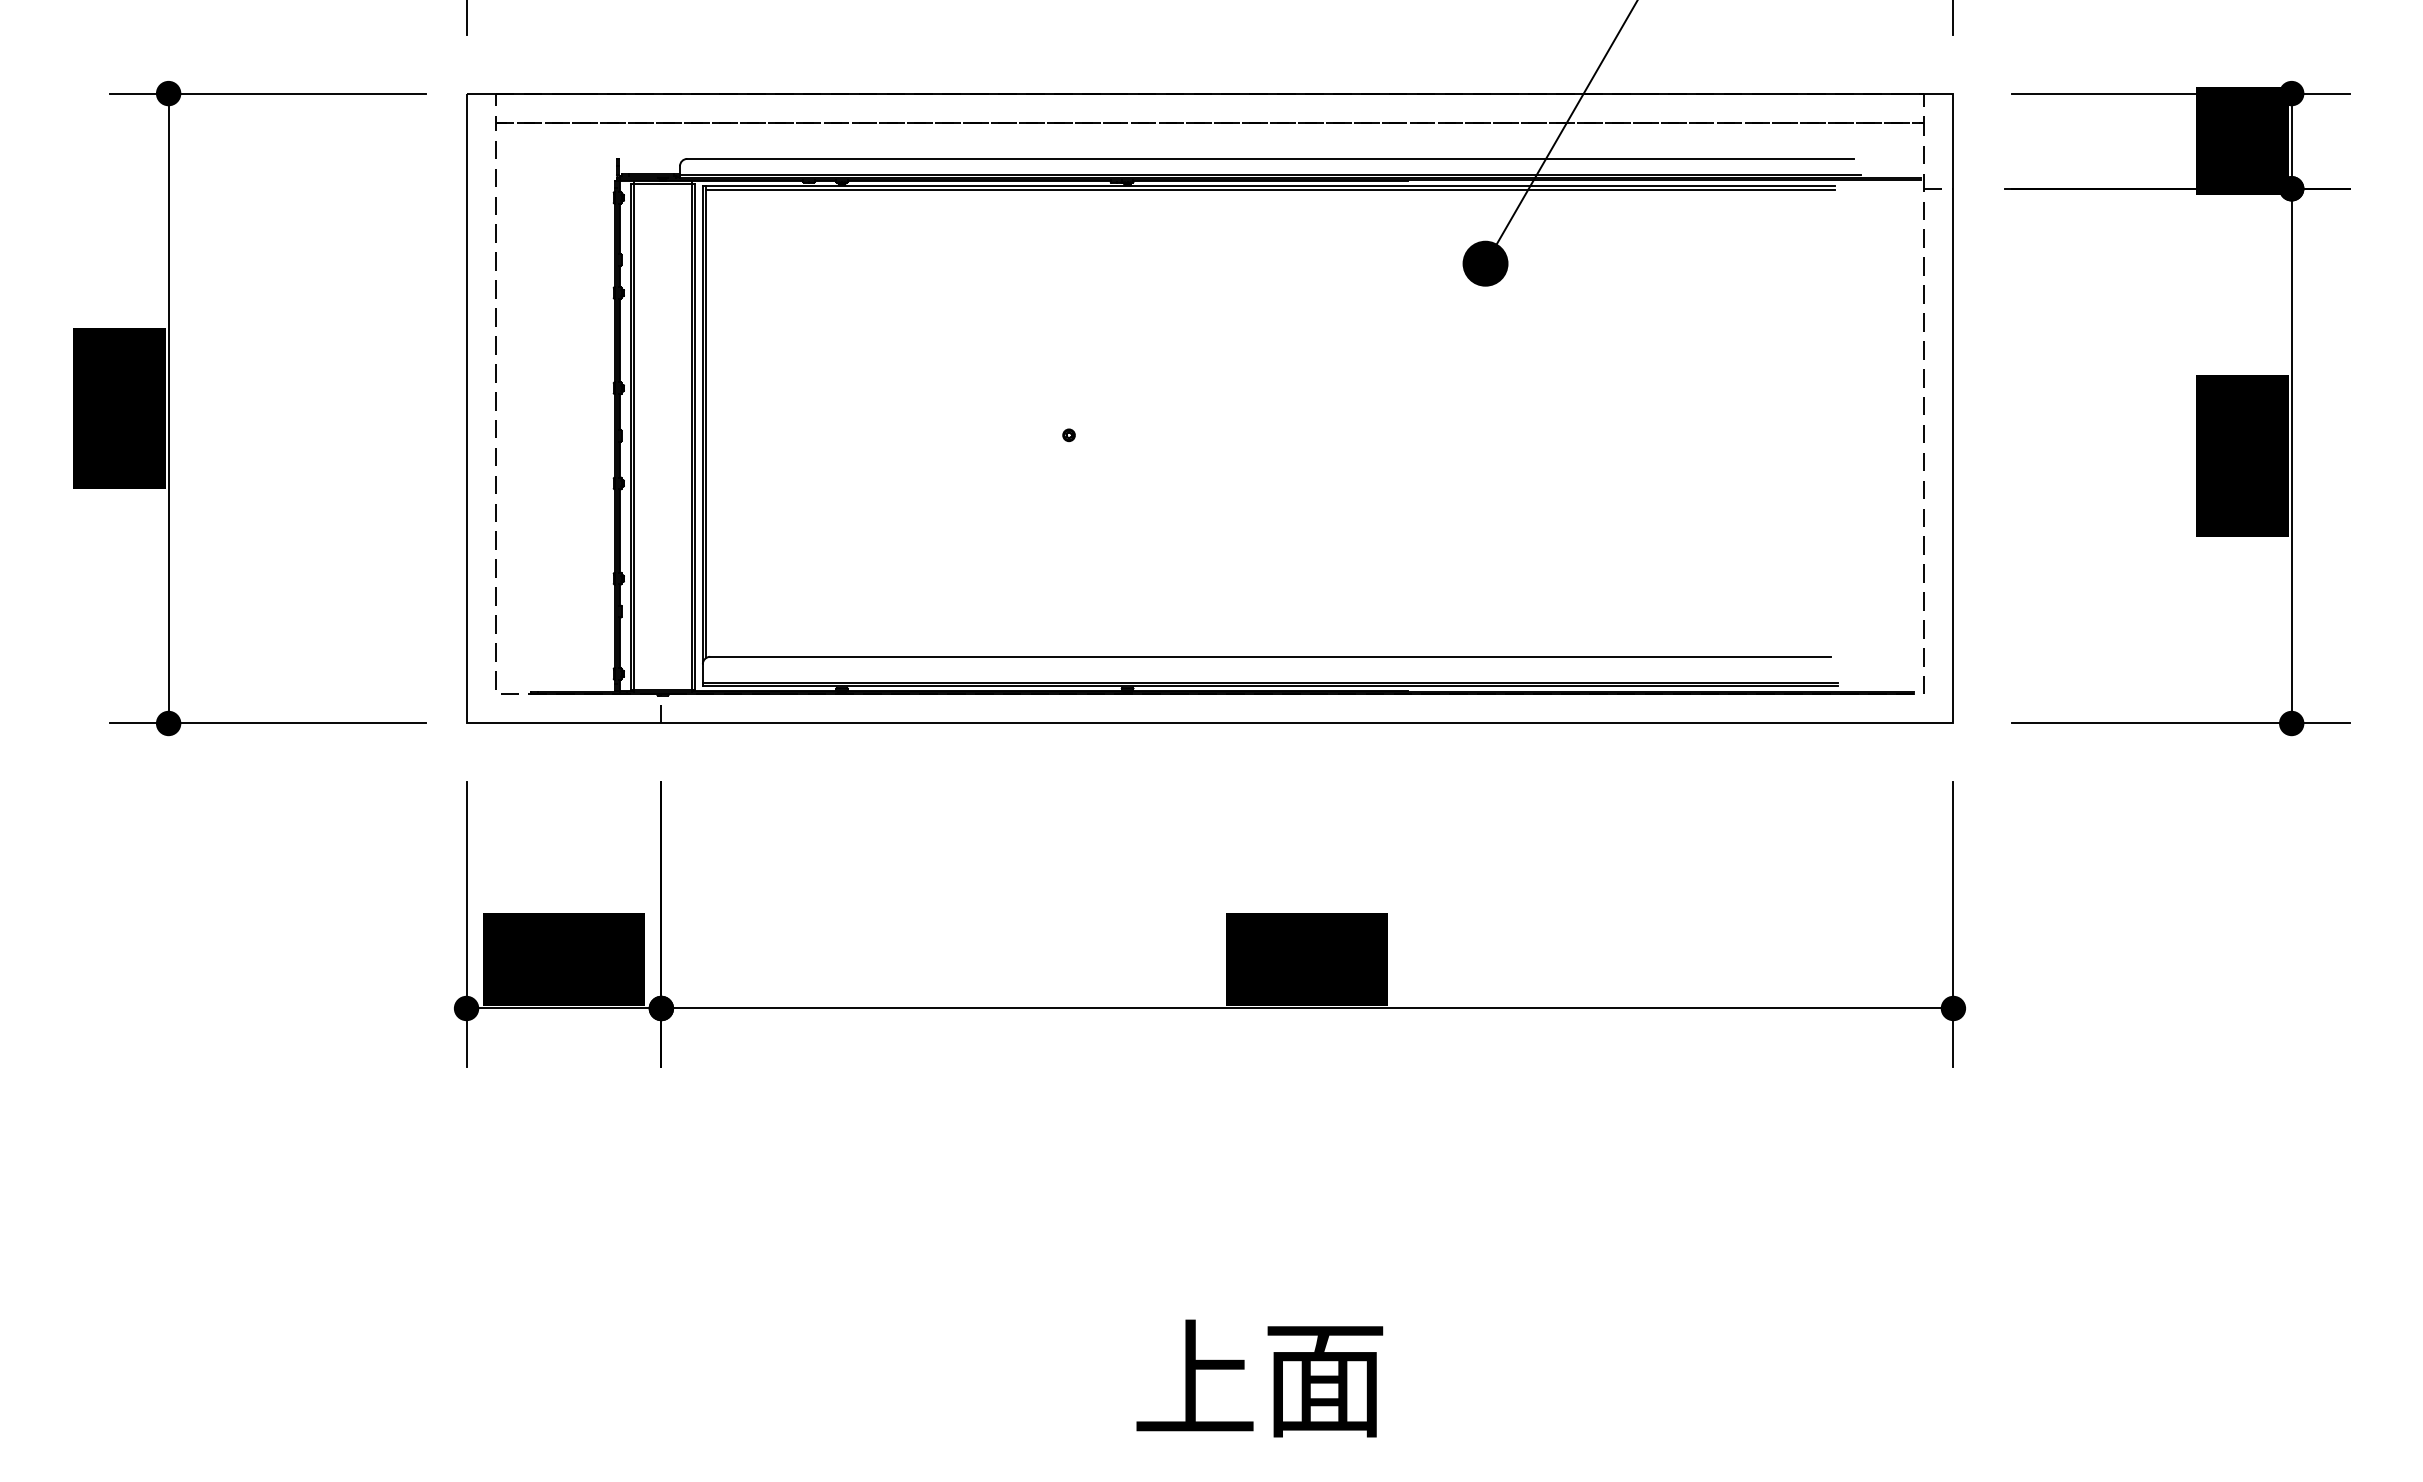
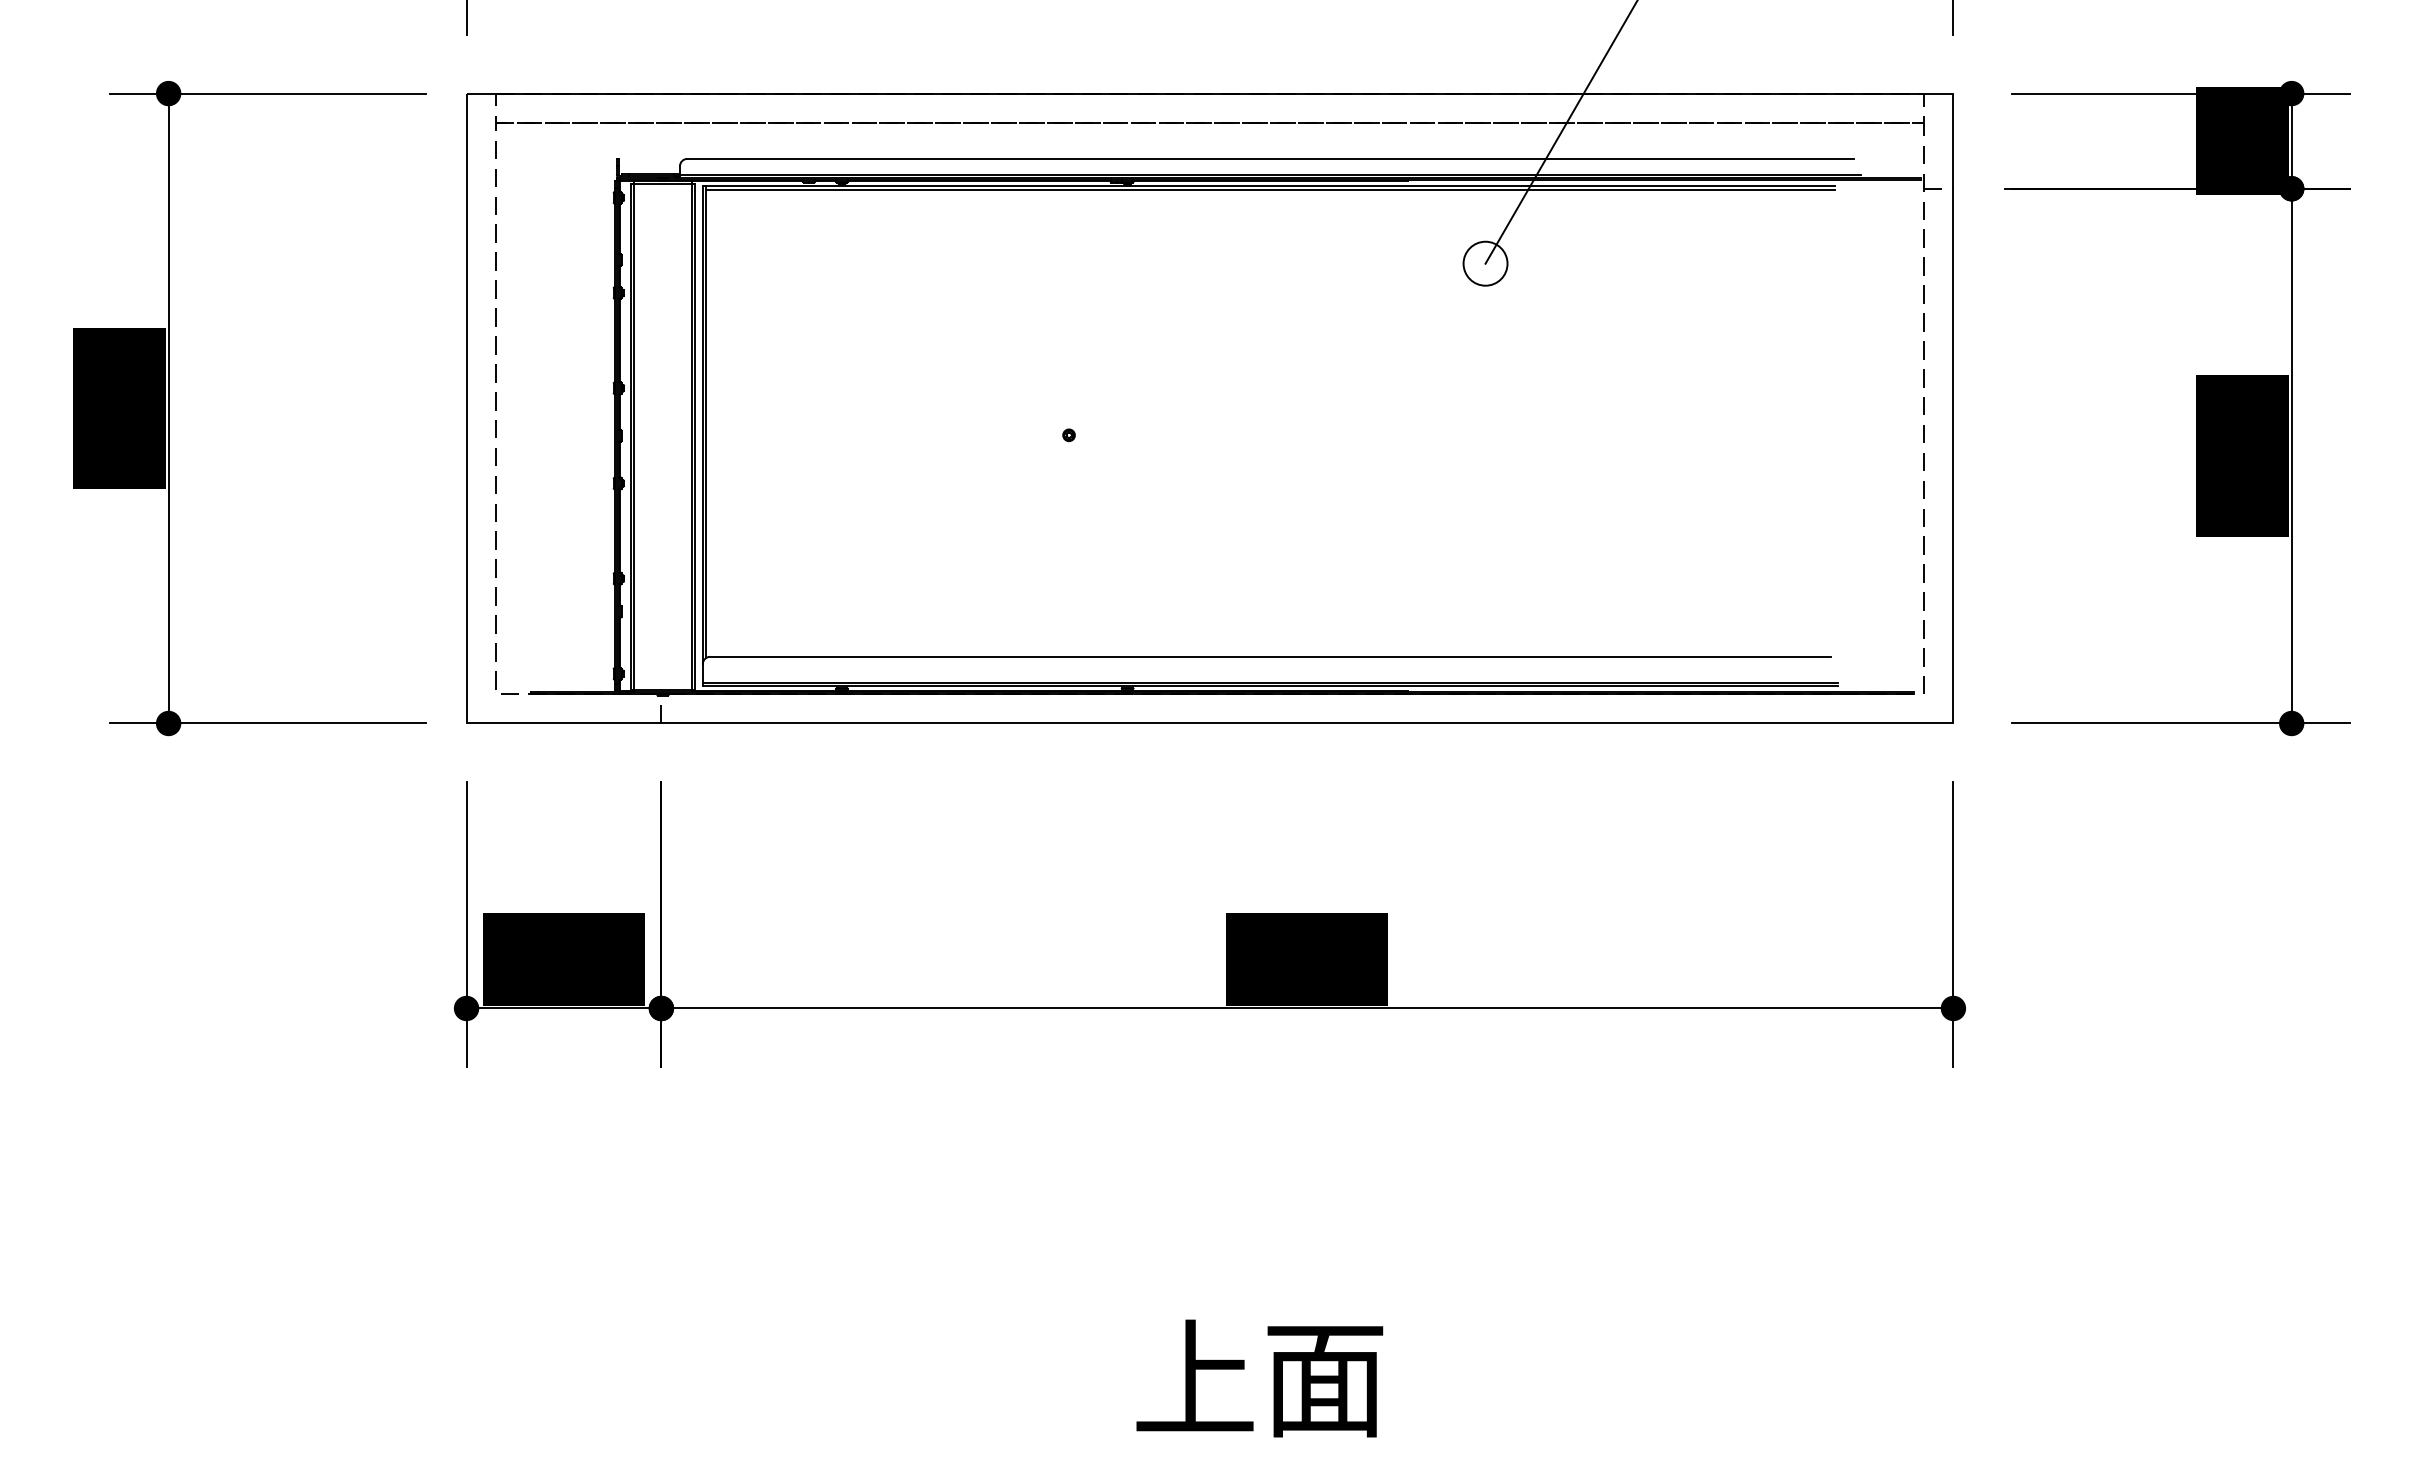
fill: present -> none (1485, 263)
